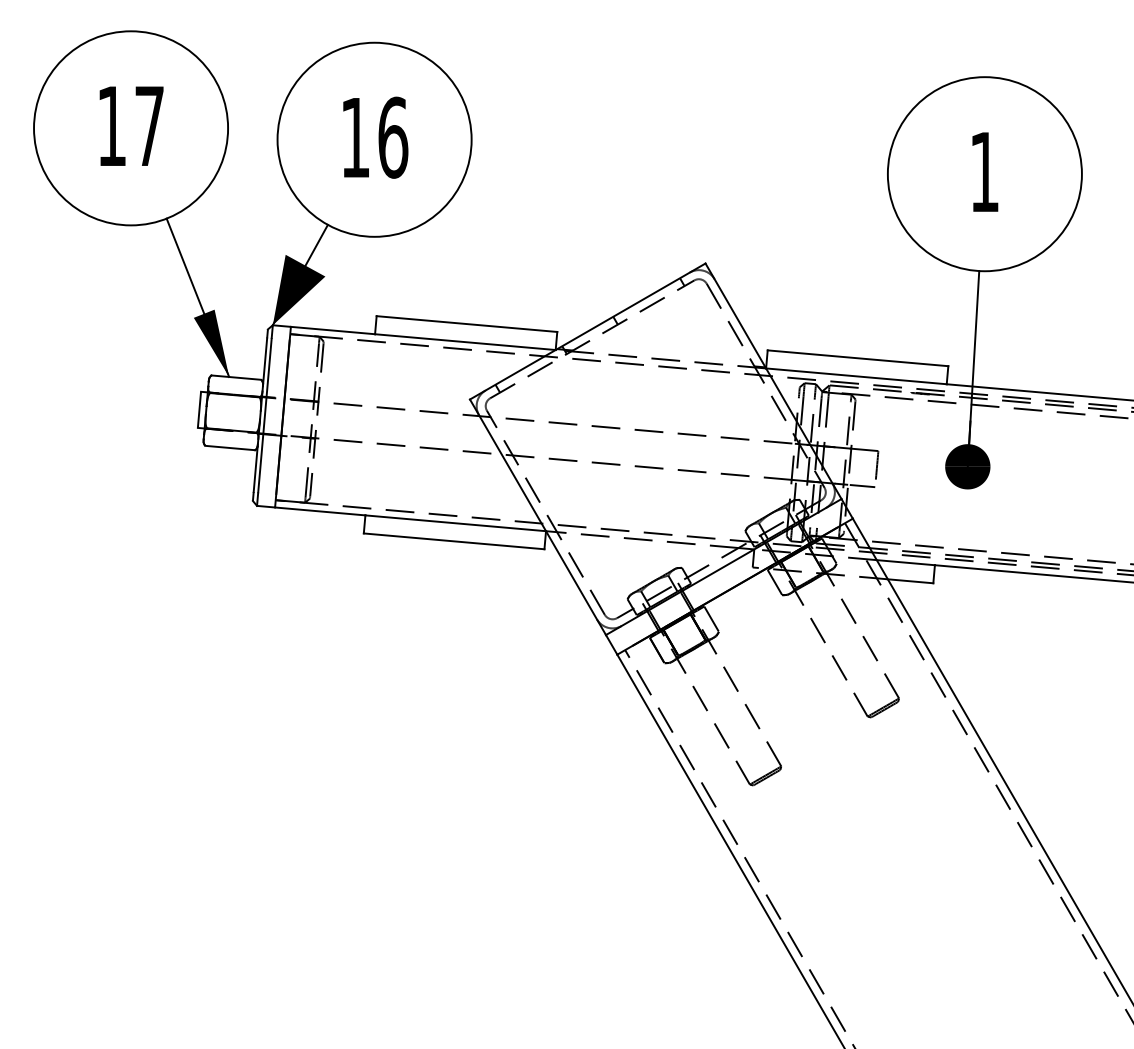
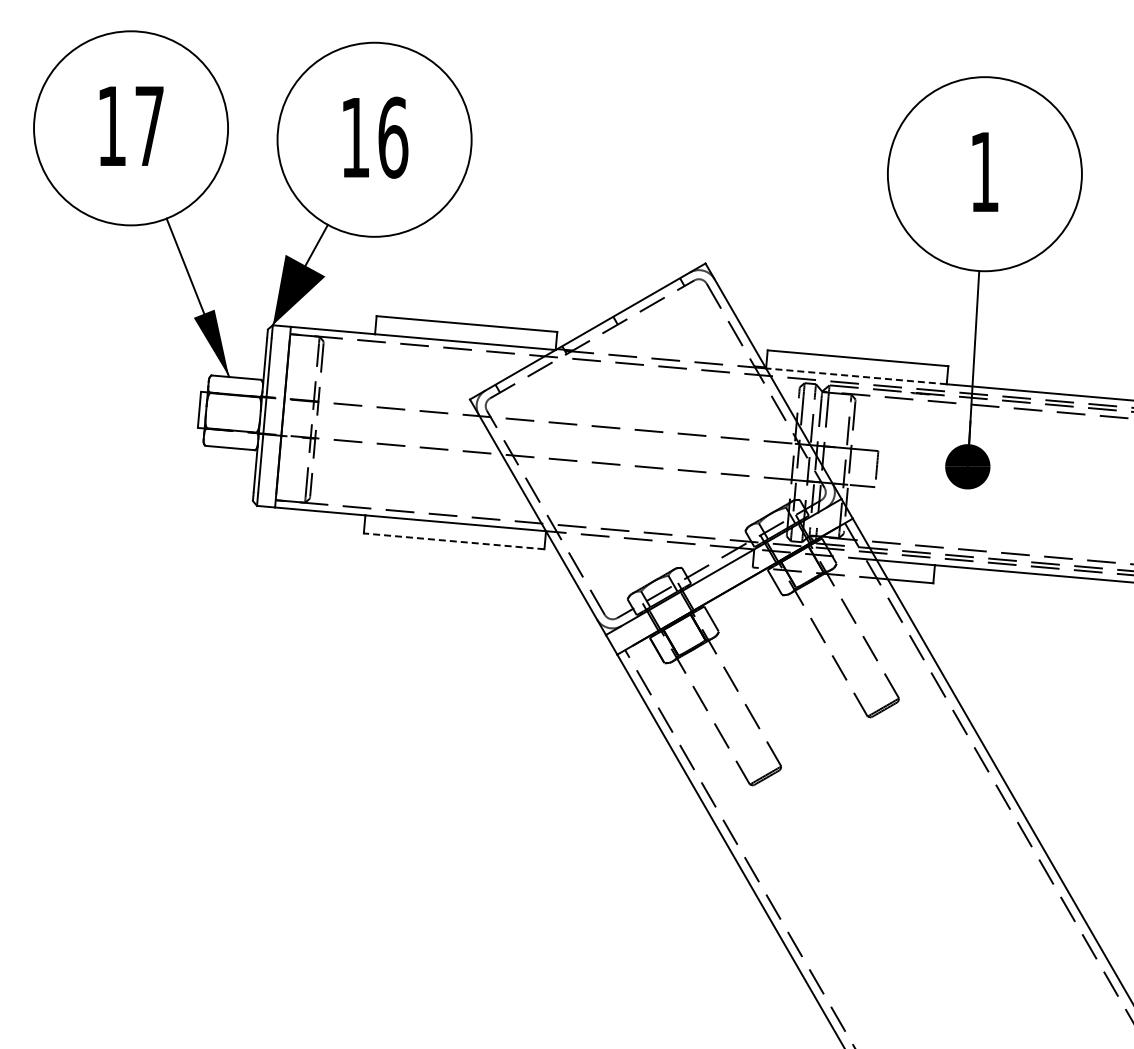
line: solid -> dashed (856, 376)
line: solid -> dashed (454, 541)
